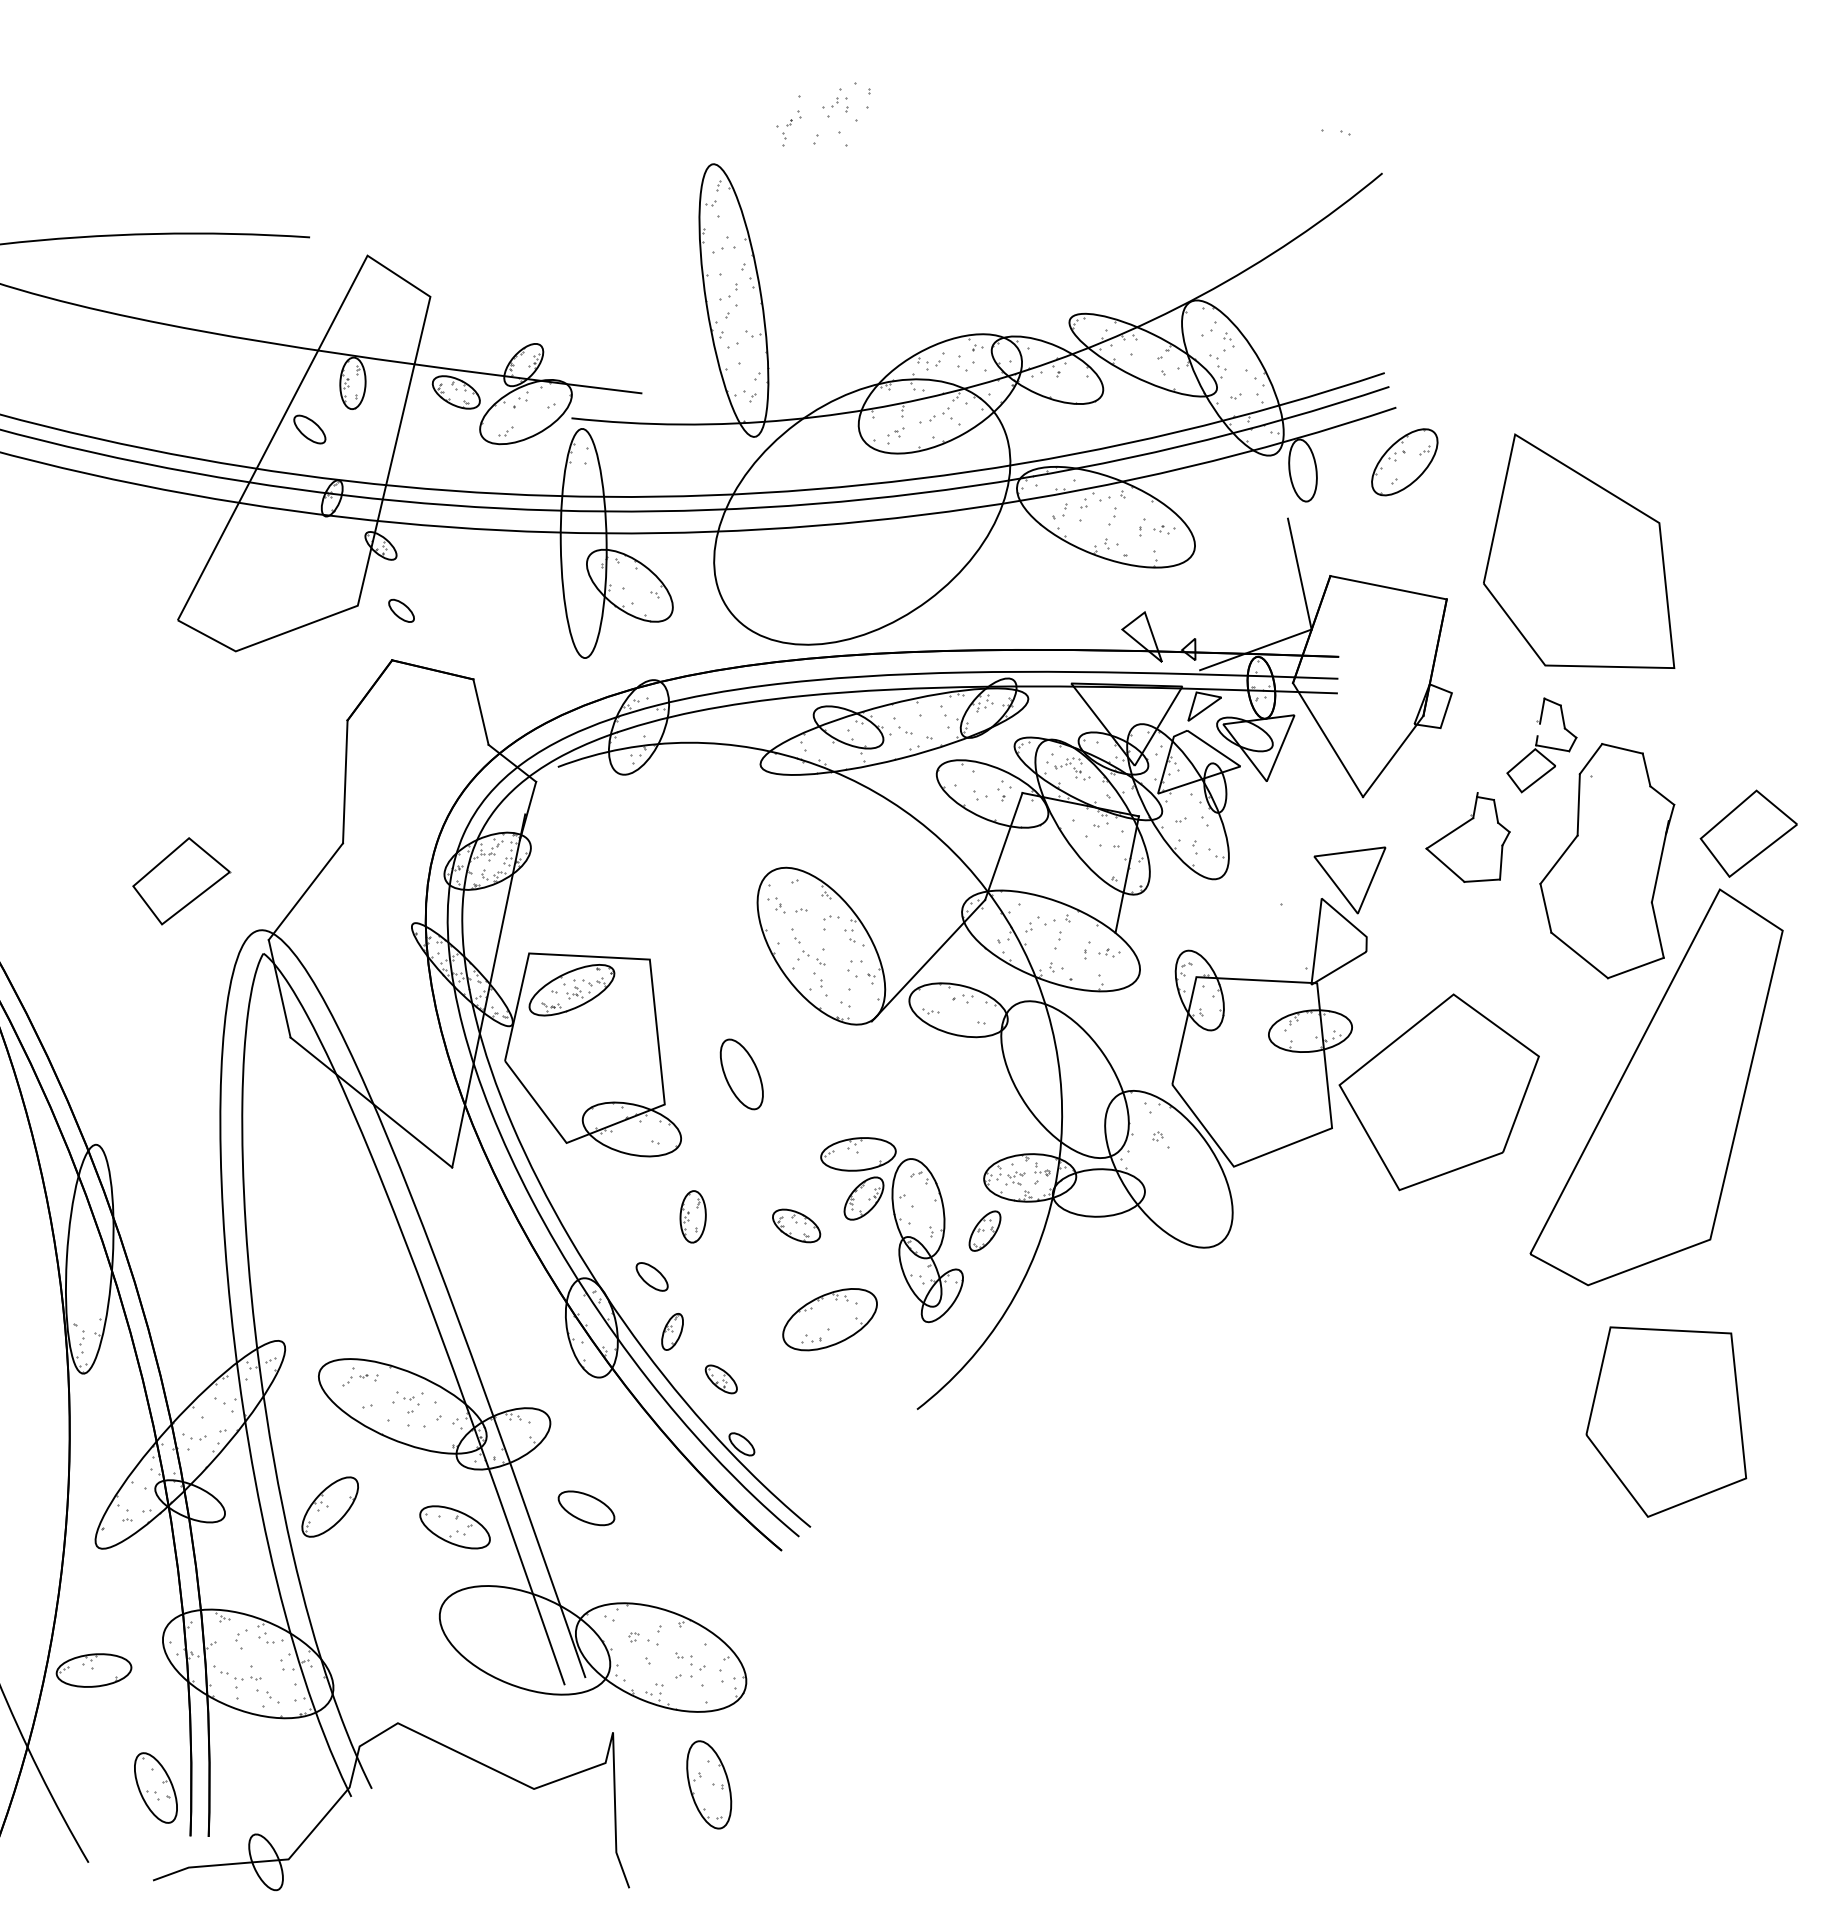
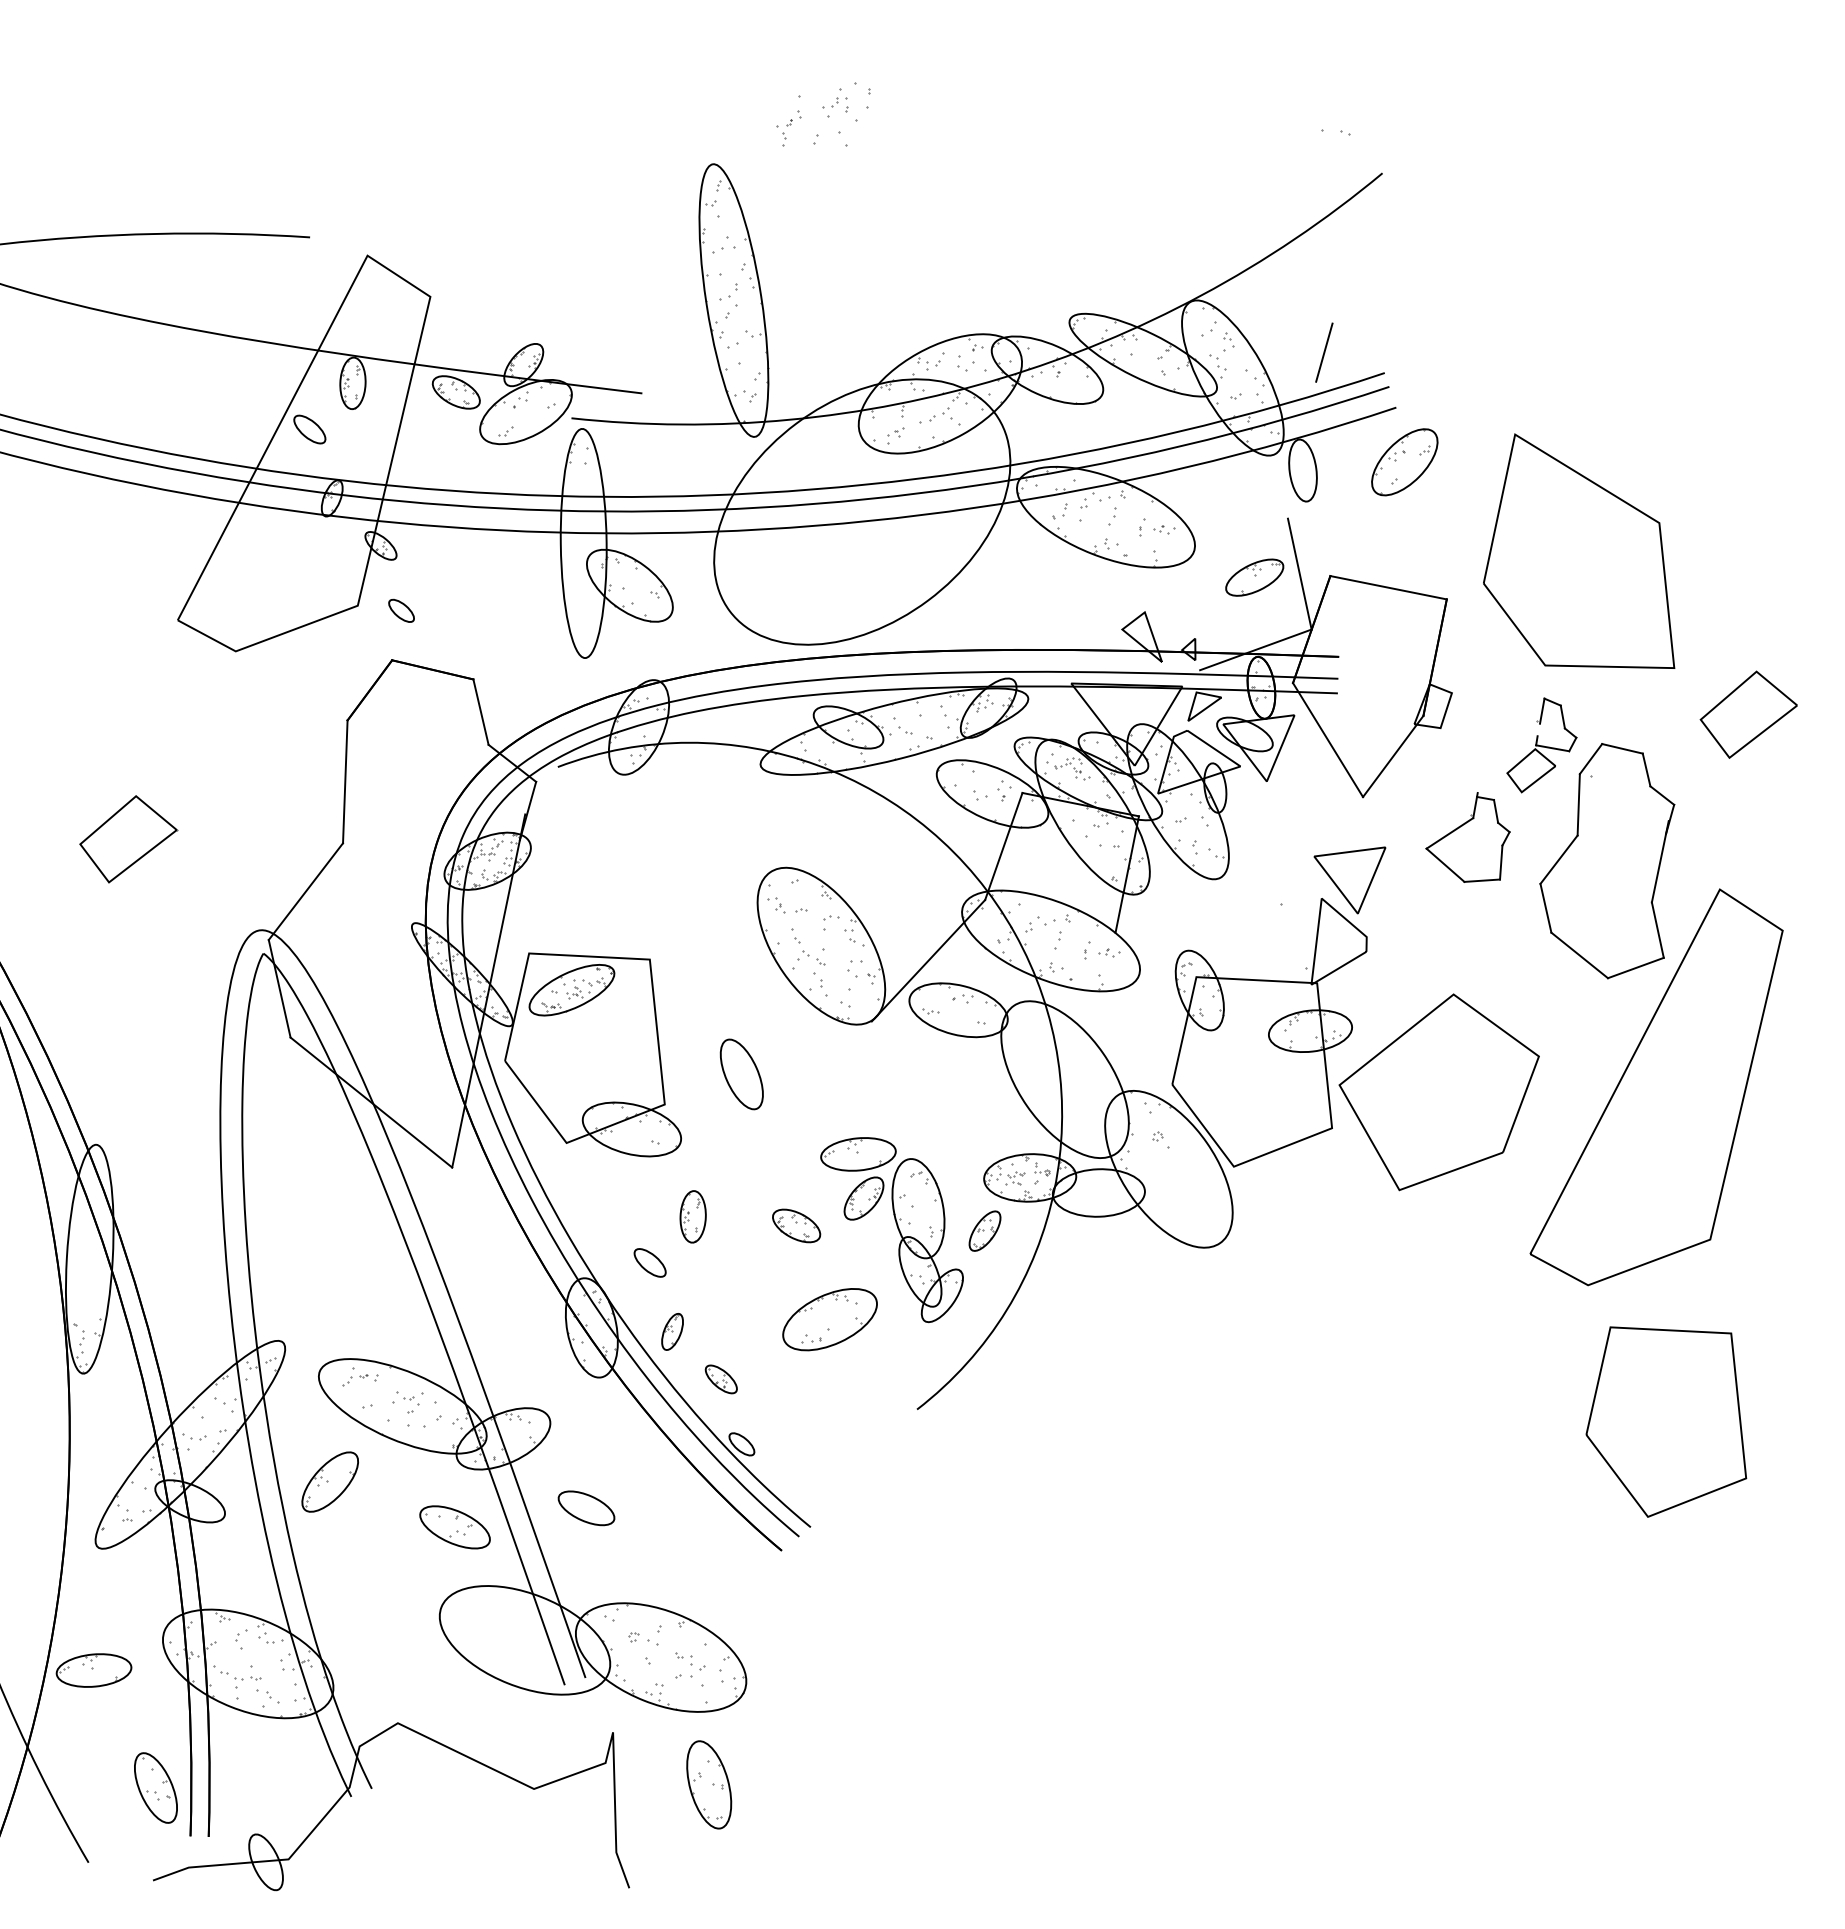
line: none -> present (1324, 352)
part: none -> present (1254, 577)
part position: (1748, 833) -> (1748, 714) (1748, 714)
part position: (181, 881) -> (128, 839) (128, 839)
part position: (651, 1276) -> (649, 1262) (649, 1262)
part position: (329, 1506) -> (329, 1481) (329, 1481)
